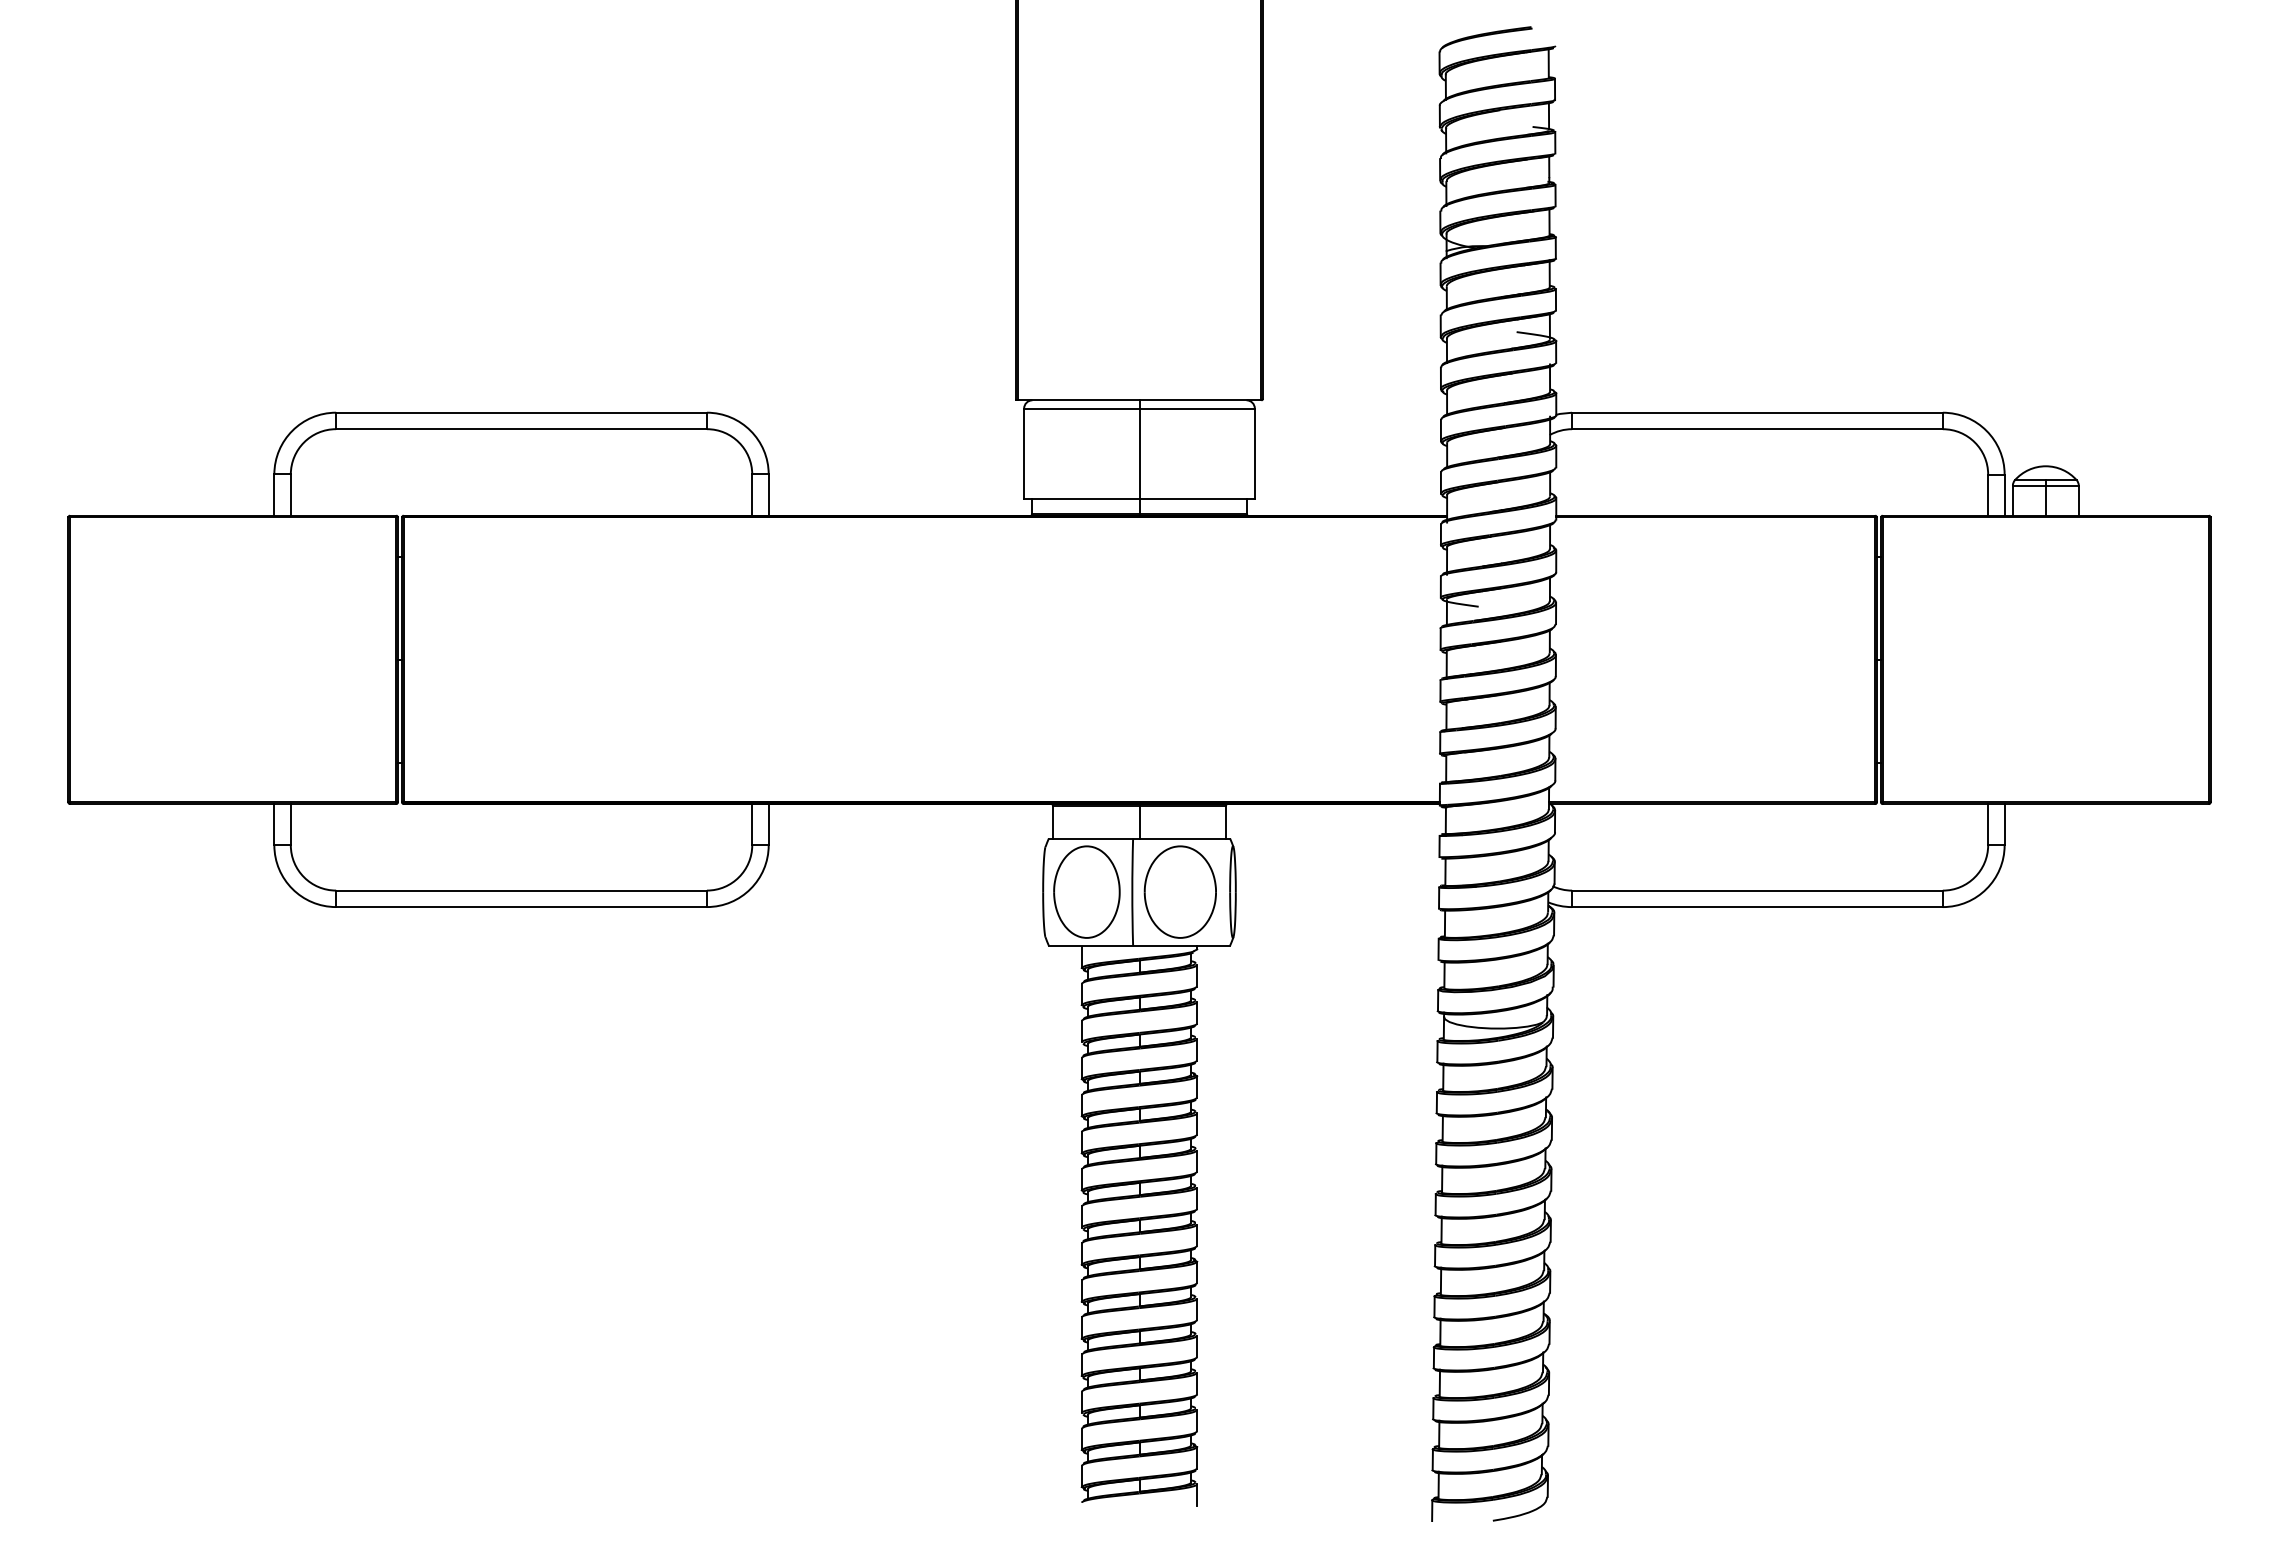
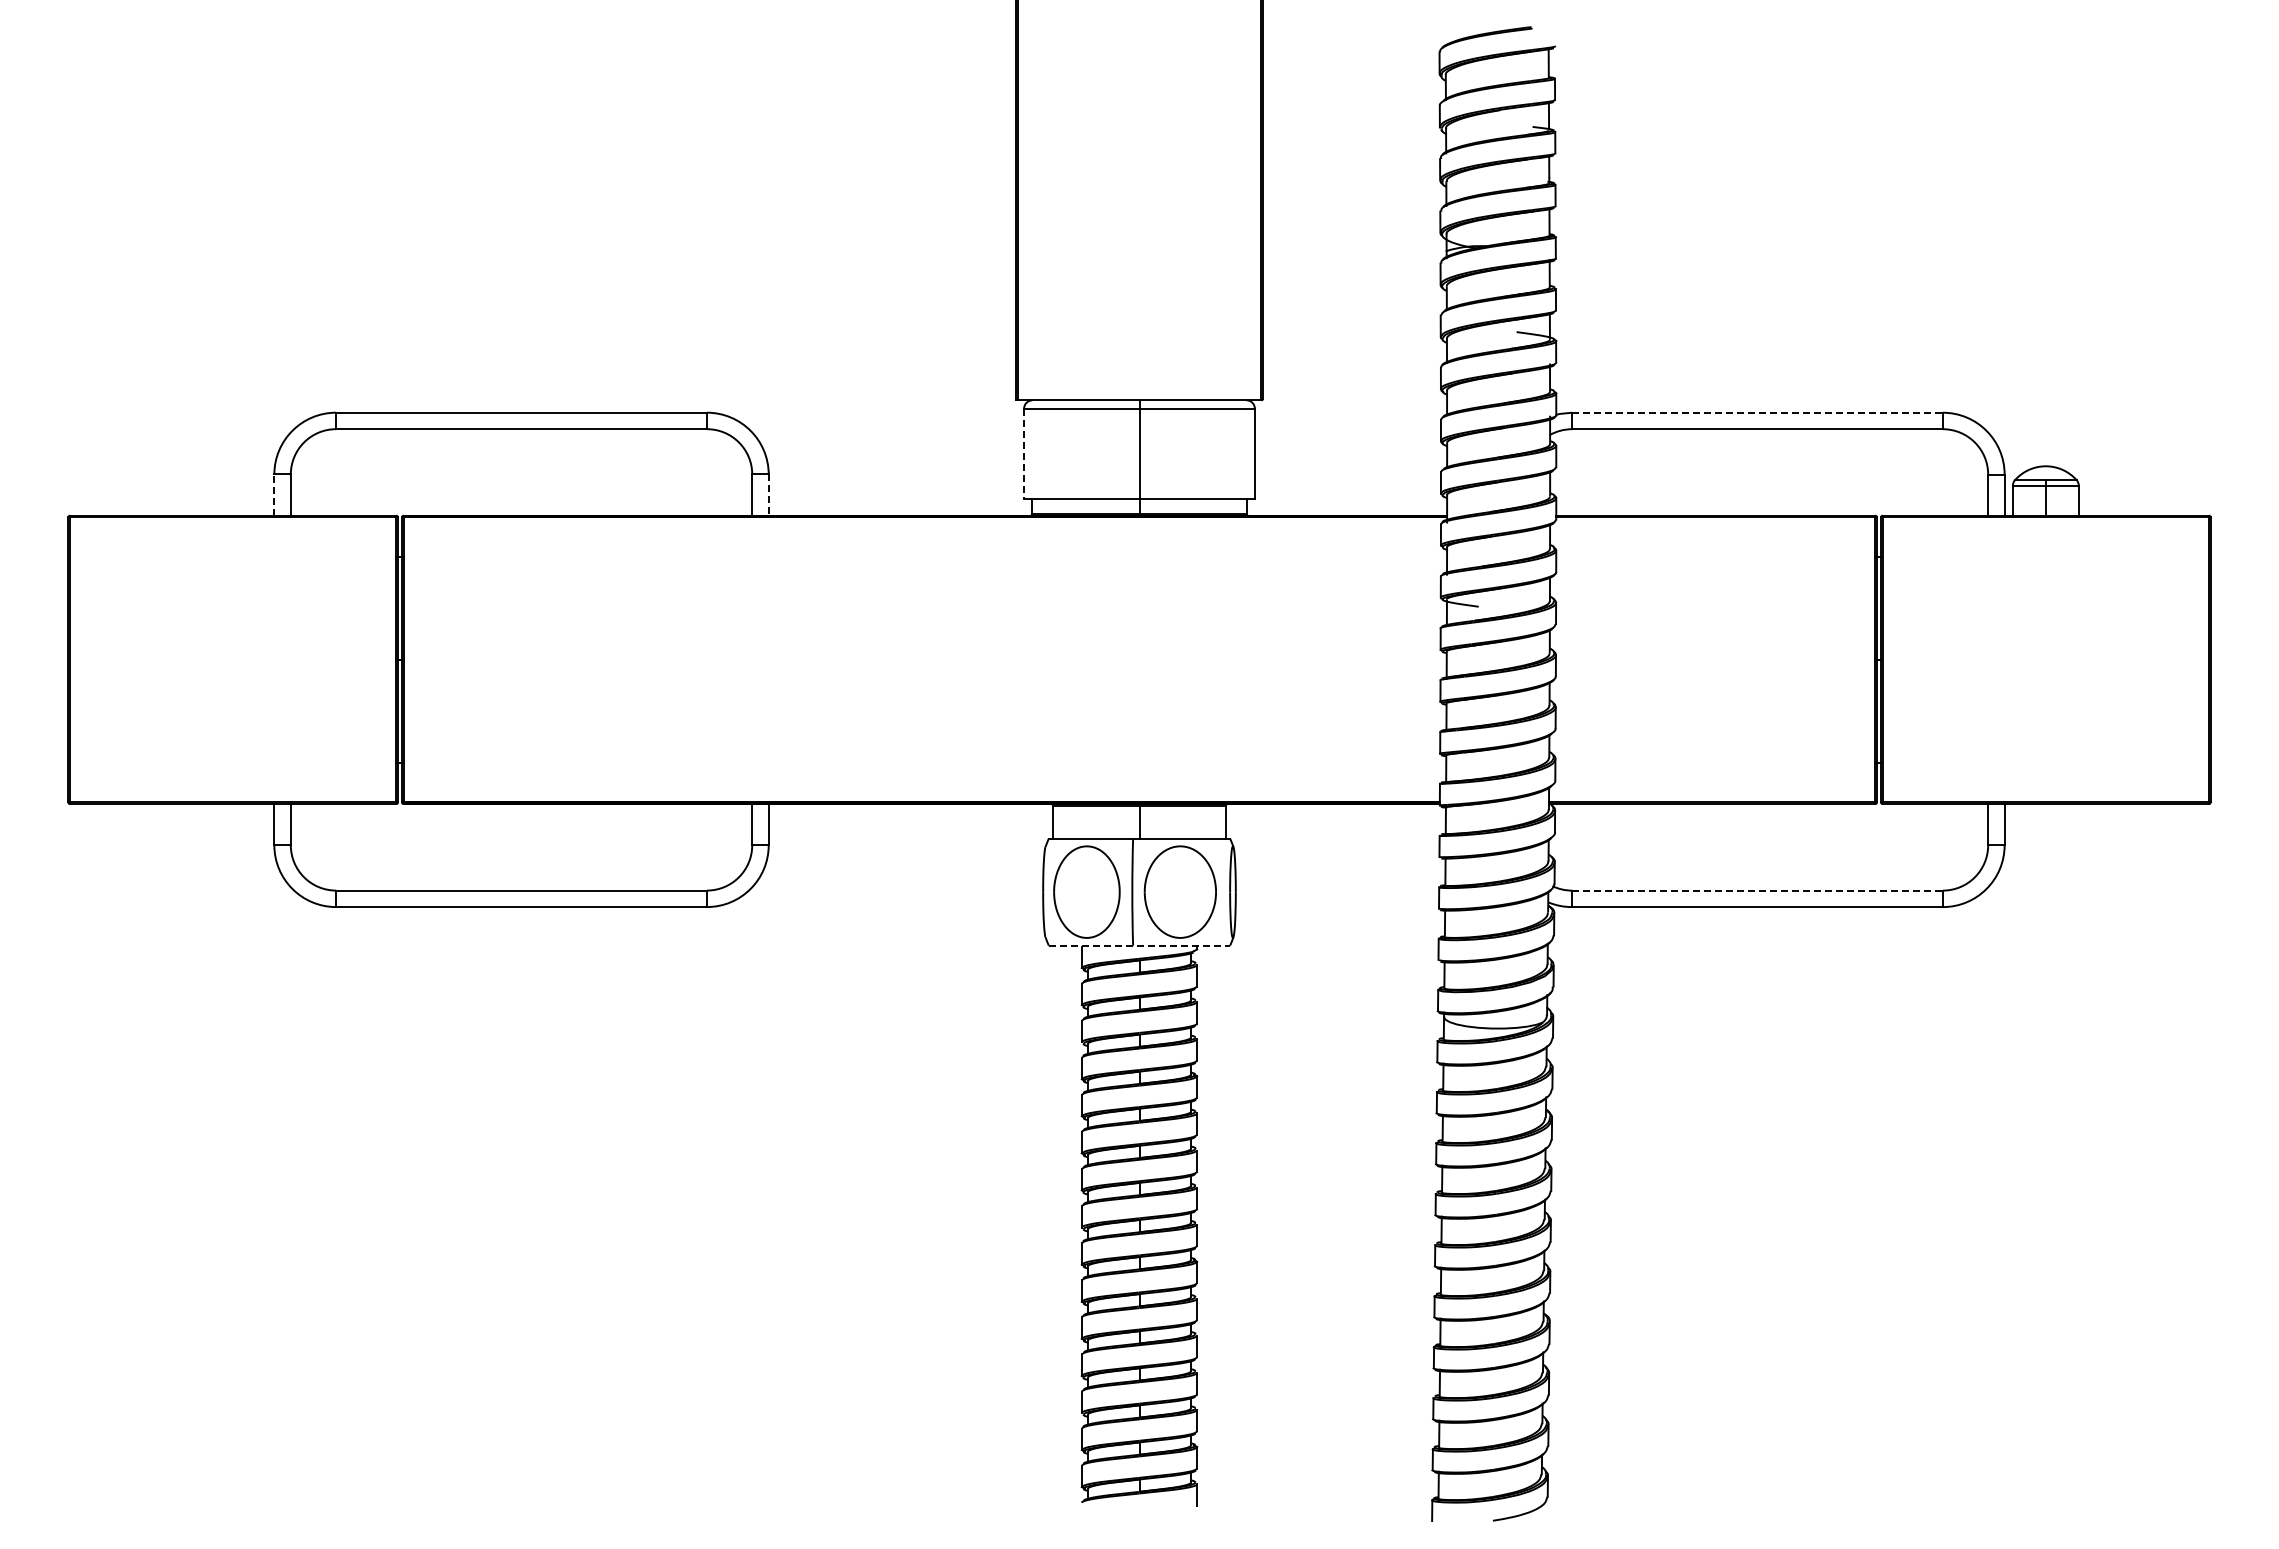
line: solid -> dashed (1757, 412)
line: solid -> dashed (1024, 454)
line: solid -> dashed (274, 495)
line: solid -> dashed (768, 495)
line: solid -> dashed (1757, 890)
line: solid -> dashed (1139, 945)
